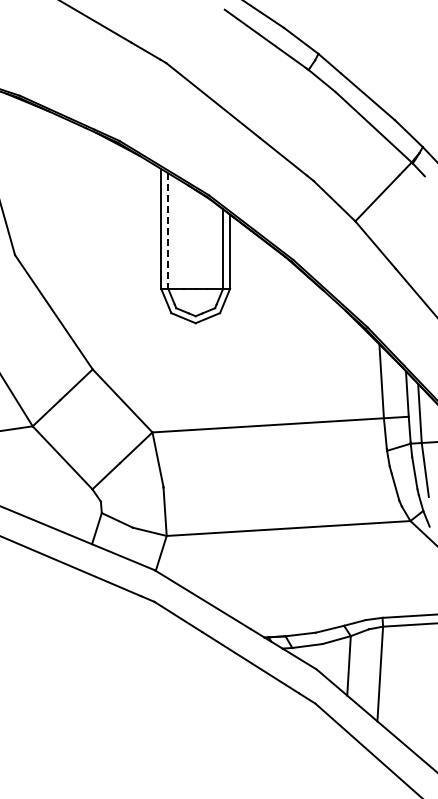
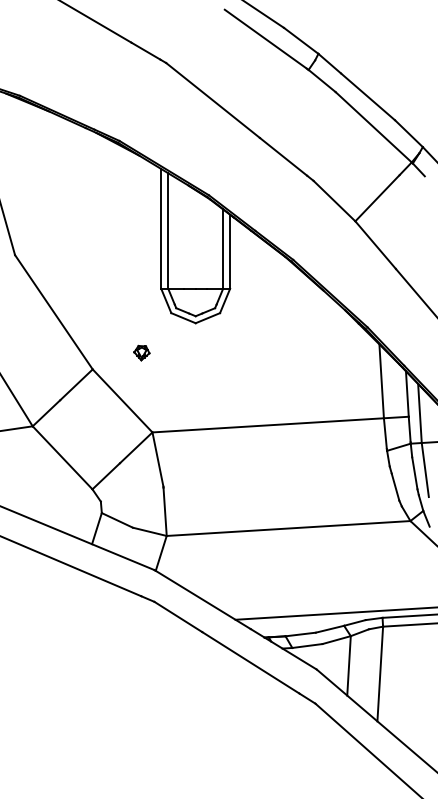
line: dashed -> solid (168, 231)
part: none -> present (141, 352)
line: none -> present (334, 613)
